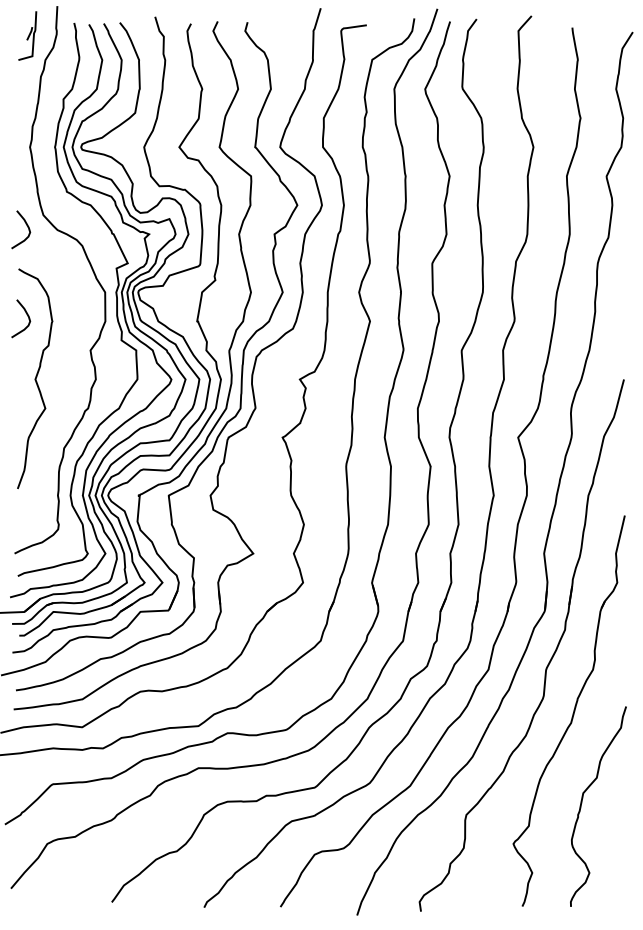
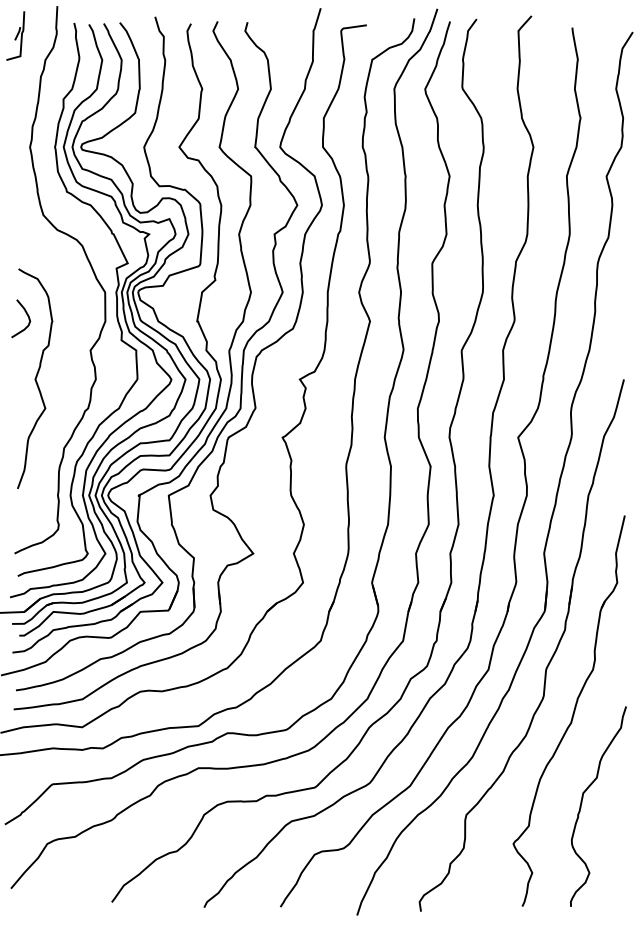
part position: (27, 35) -> (15, 35) (15, 35)
curve: present -> none (27, 227)
